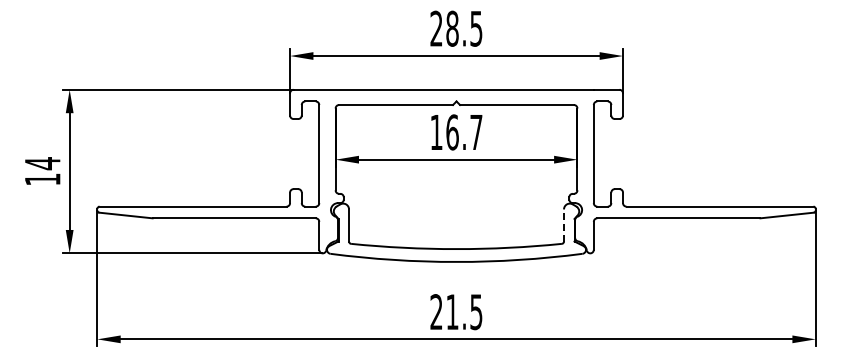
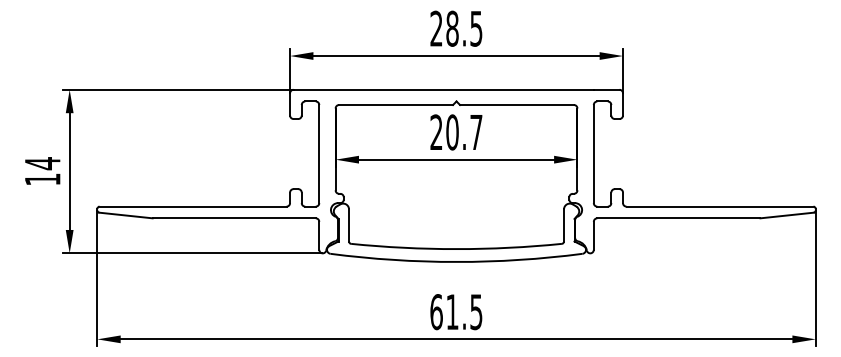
text: 16.7 -> 20.7 (444, 132)
line: dashed -> solid (564, 225)
text: 21.5 -> 61.5 (436, 312)
